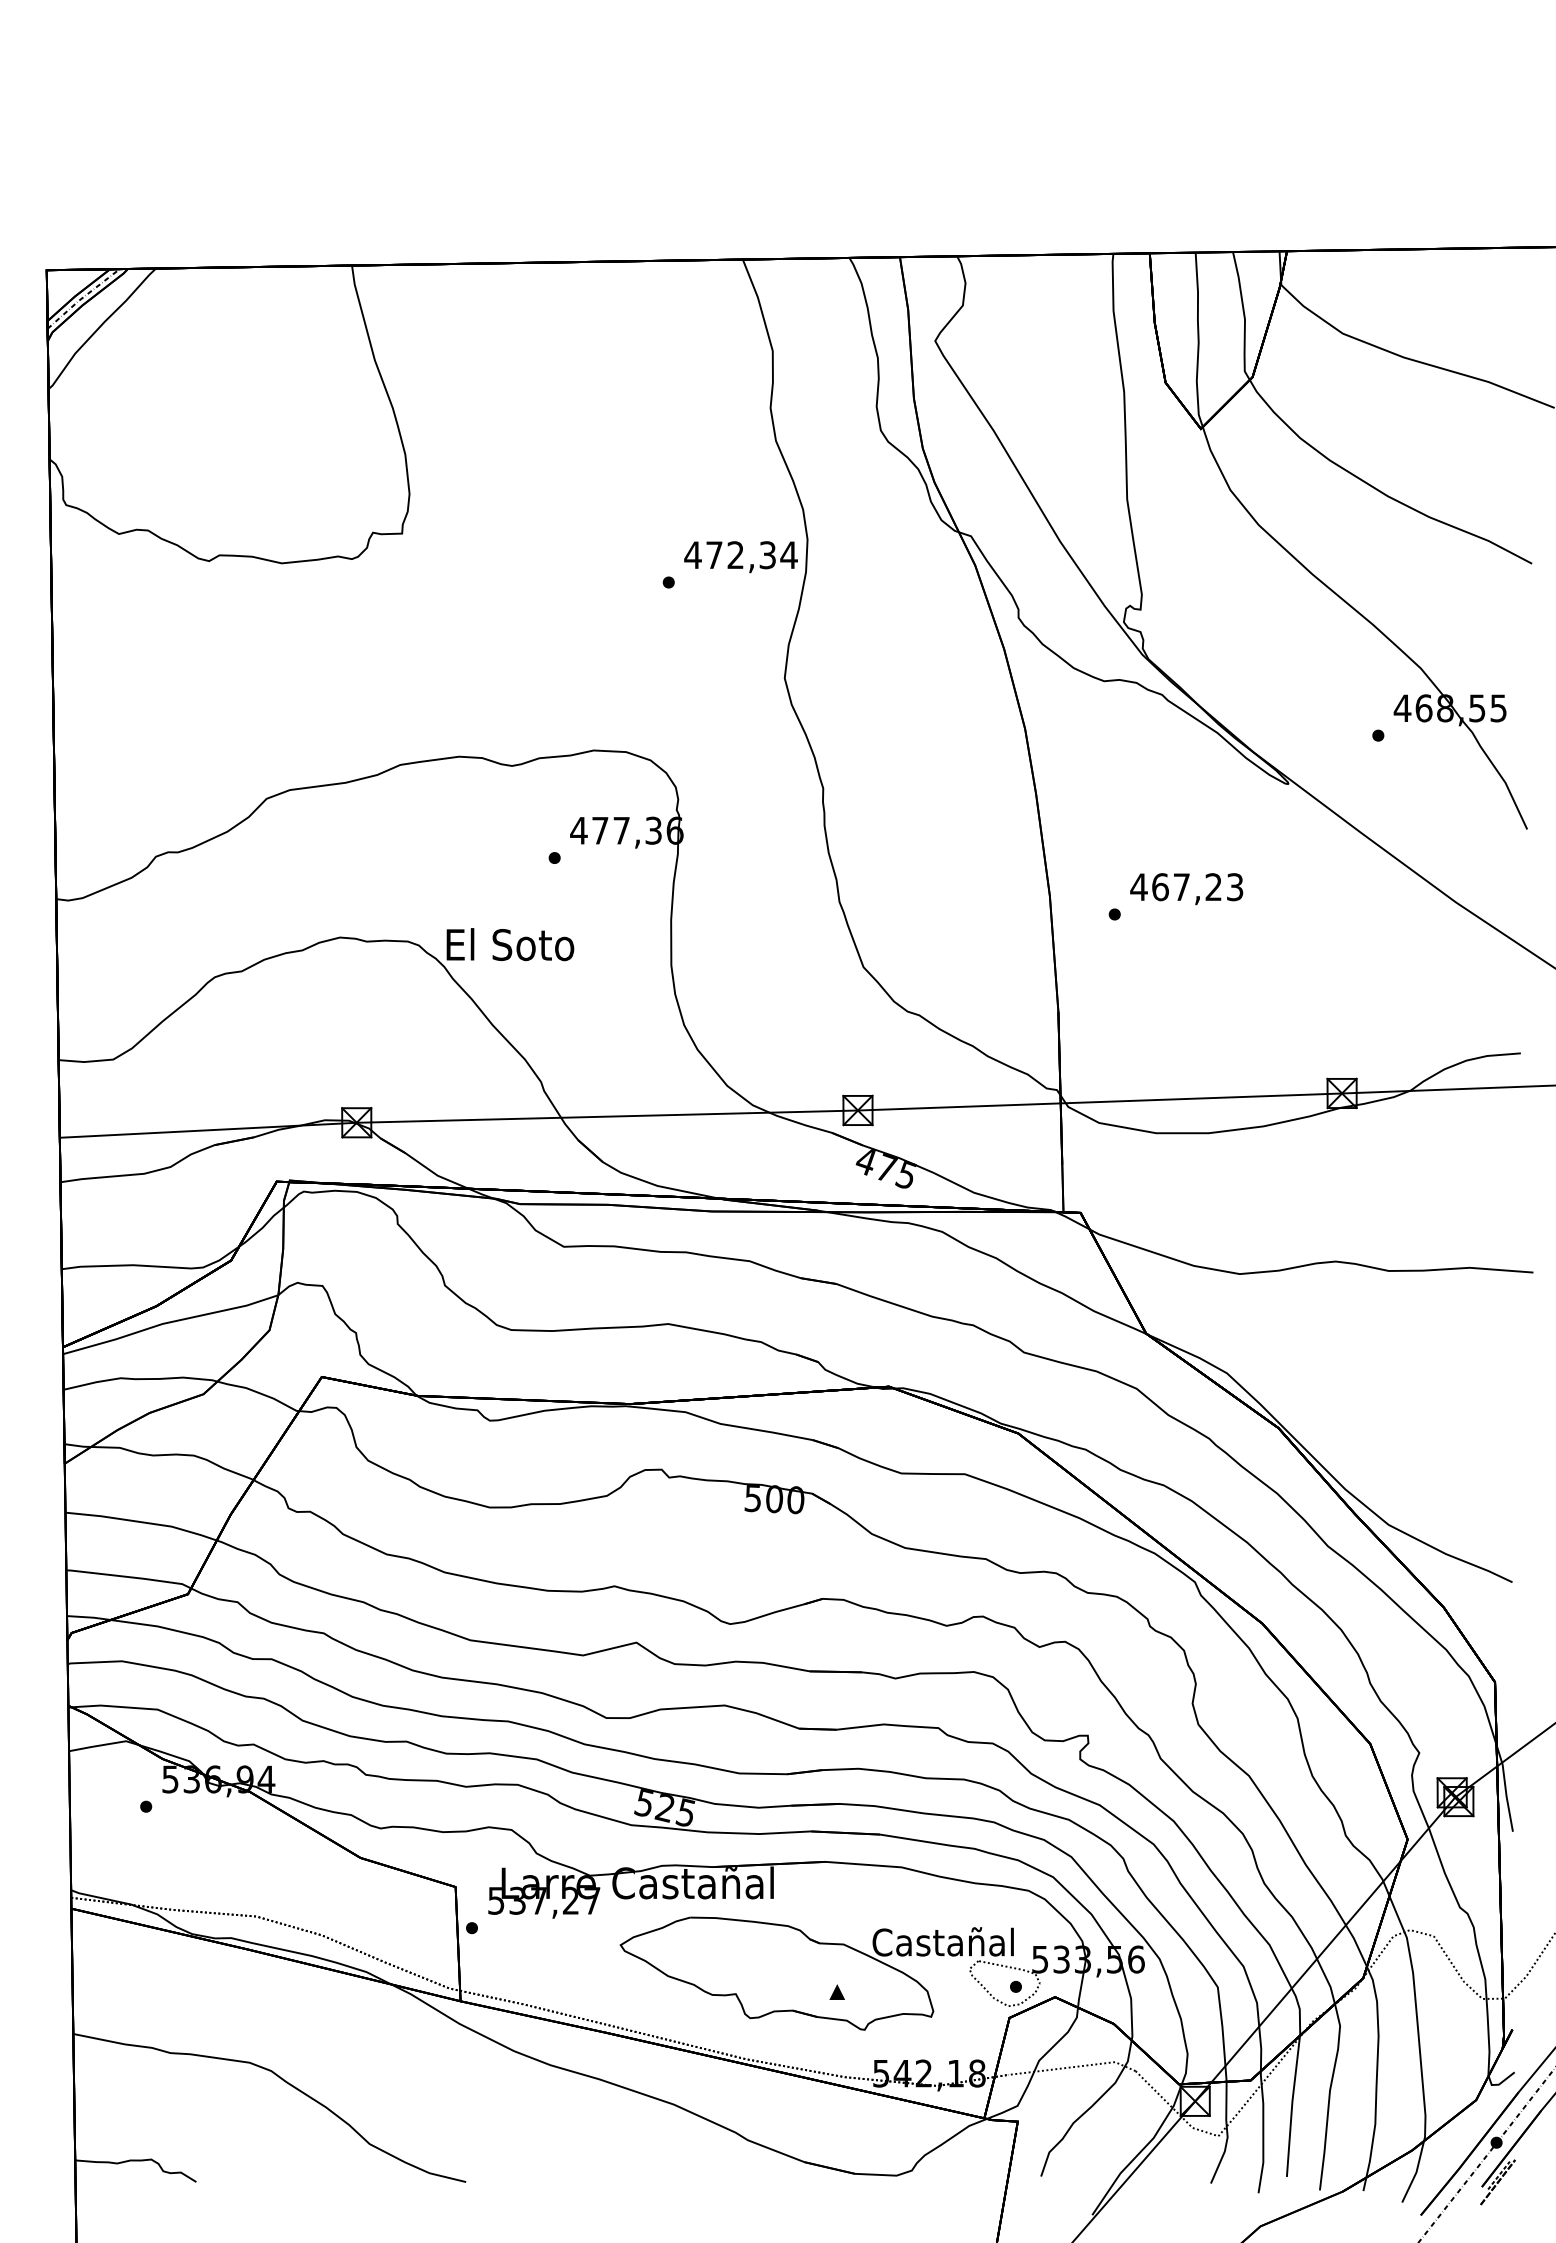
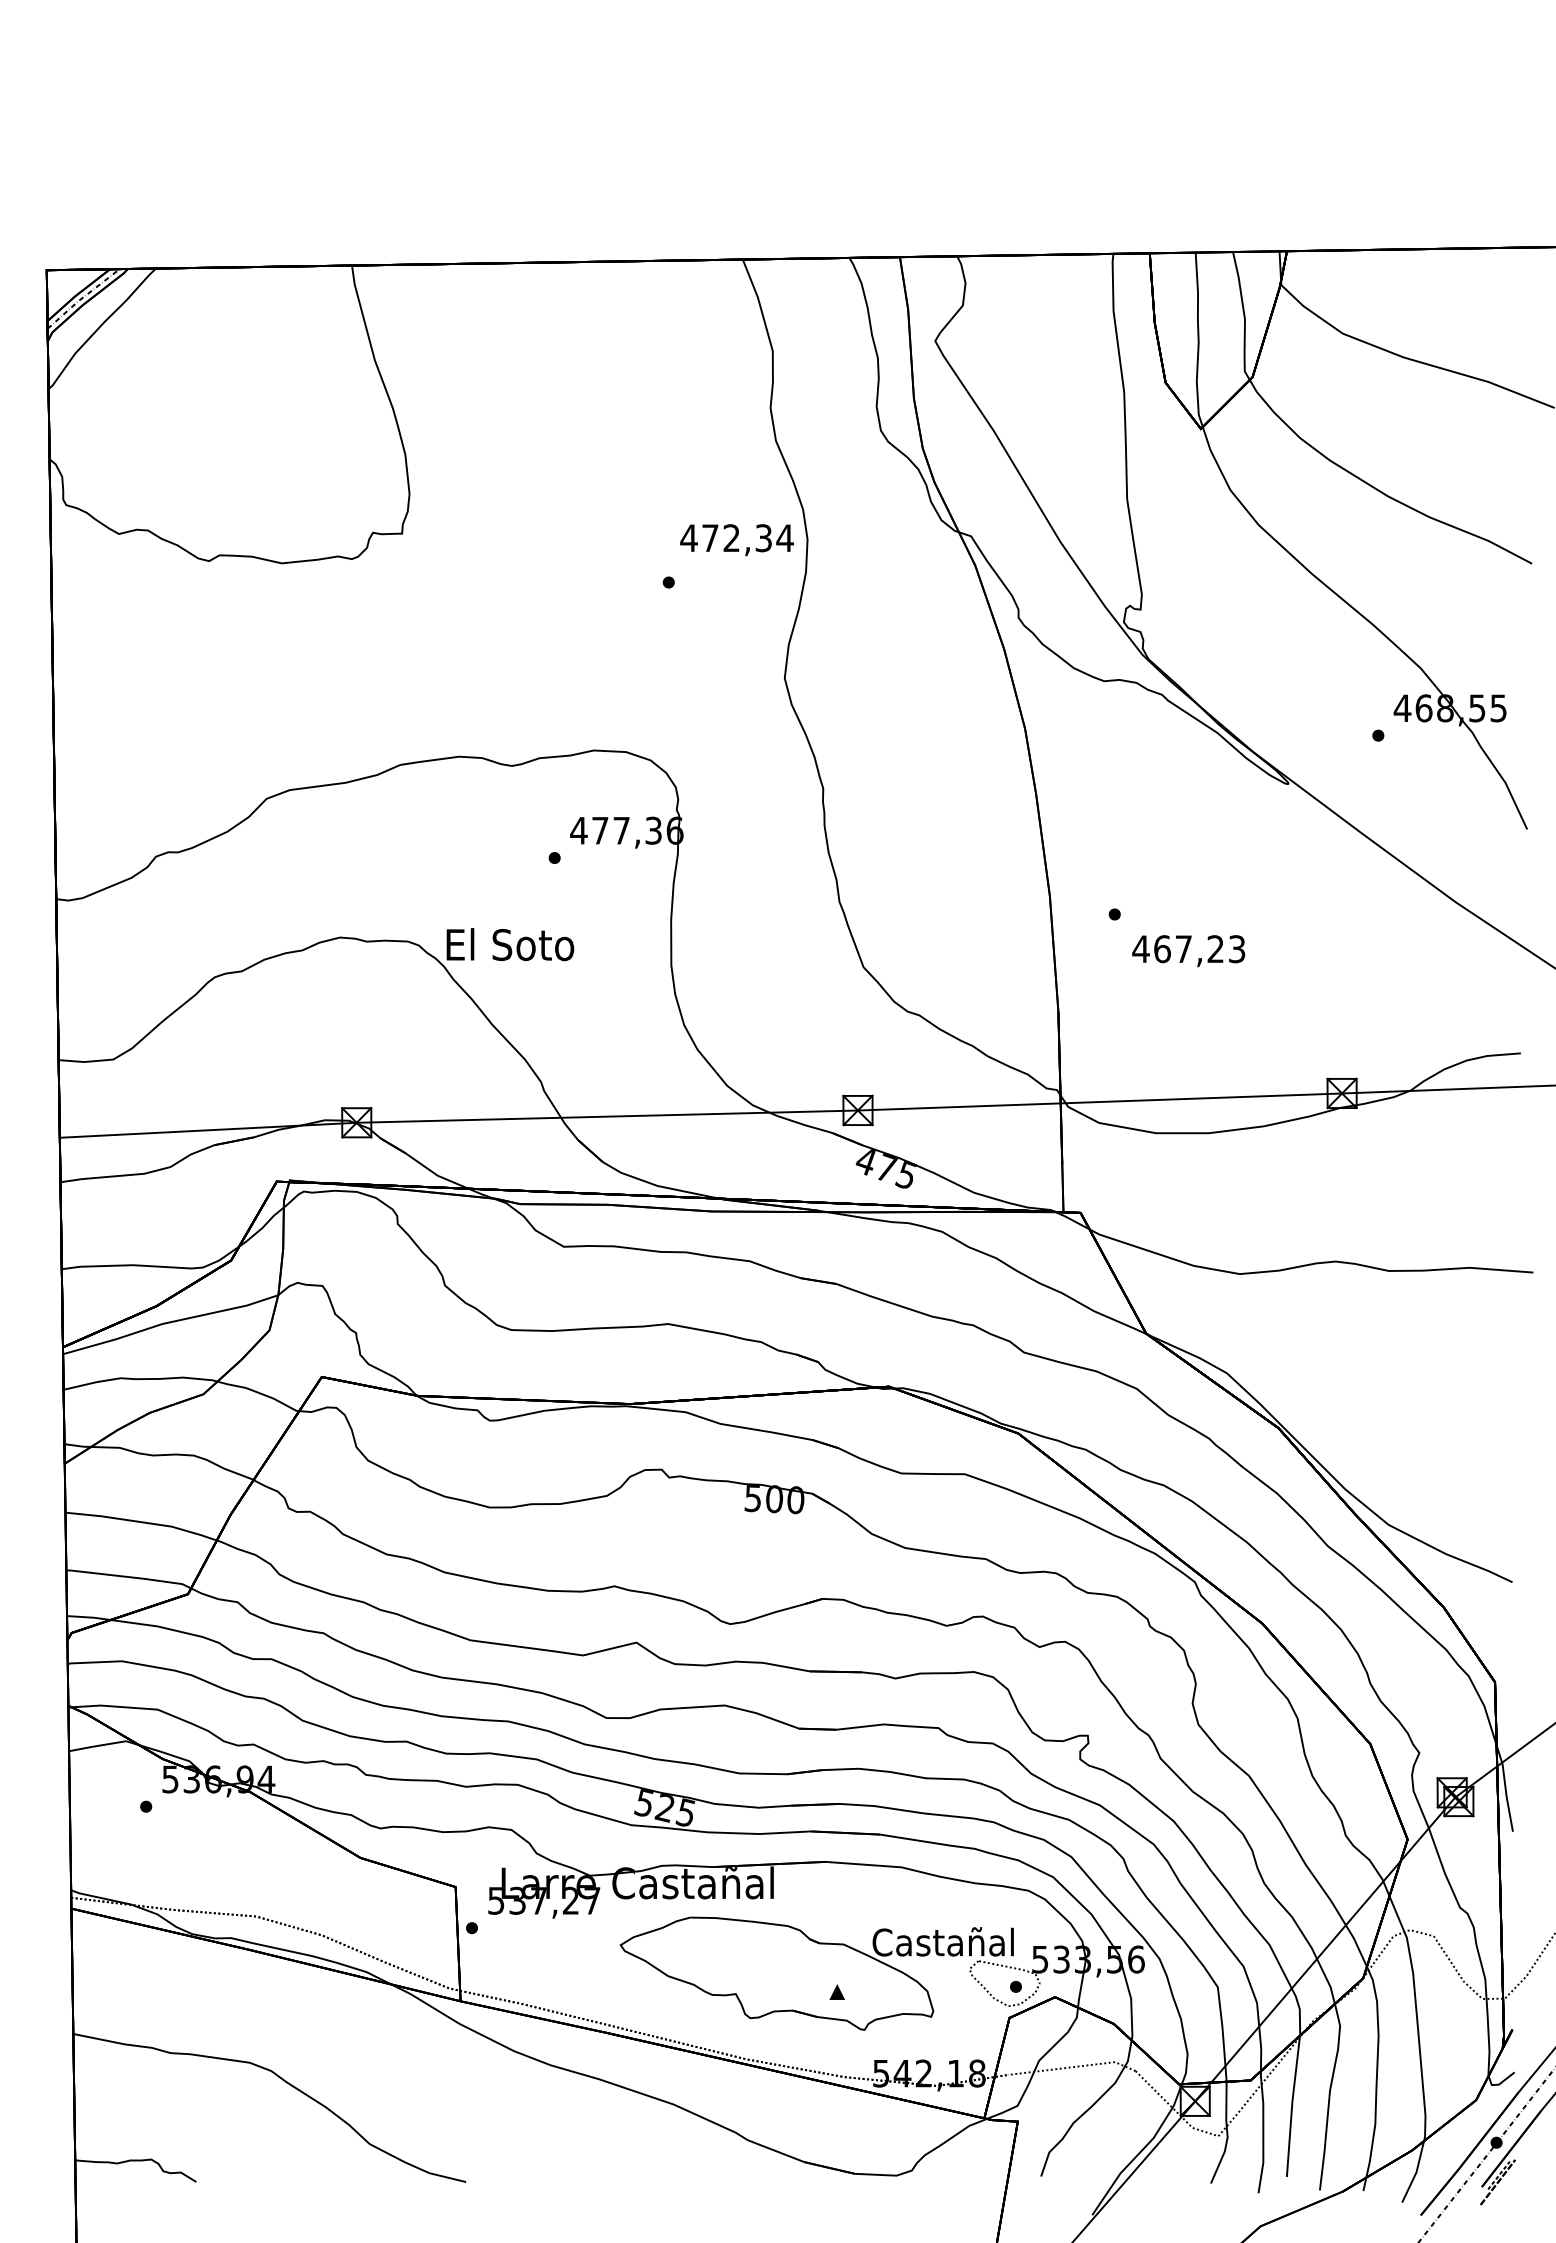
text position: (740, 557) -> (736, 540) (736, 540)
text position: (1186, 889) -> (1188, 951) (1188, 951)
